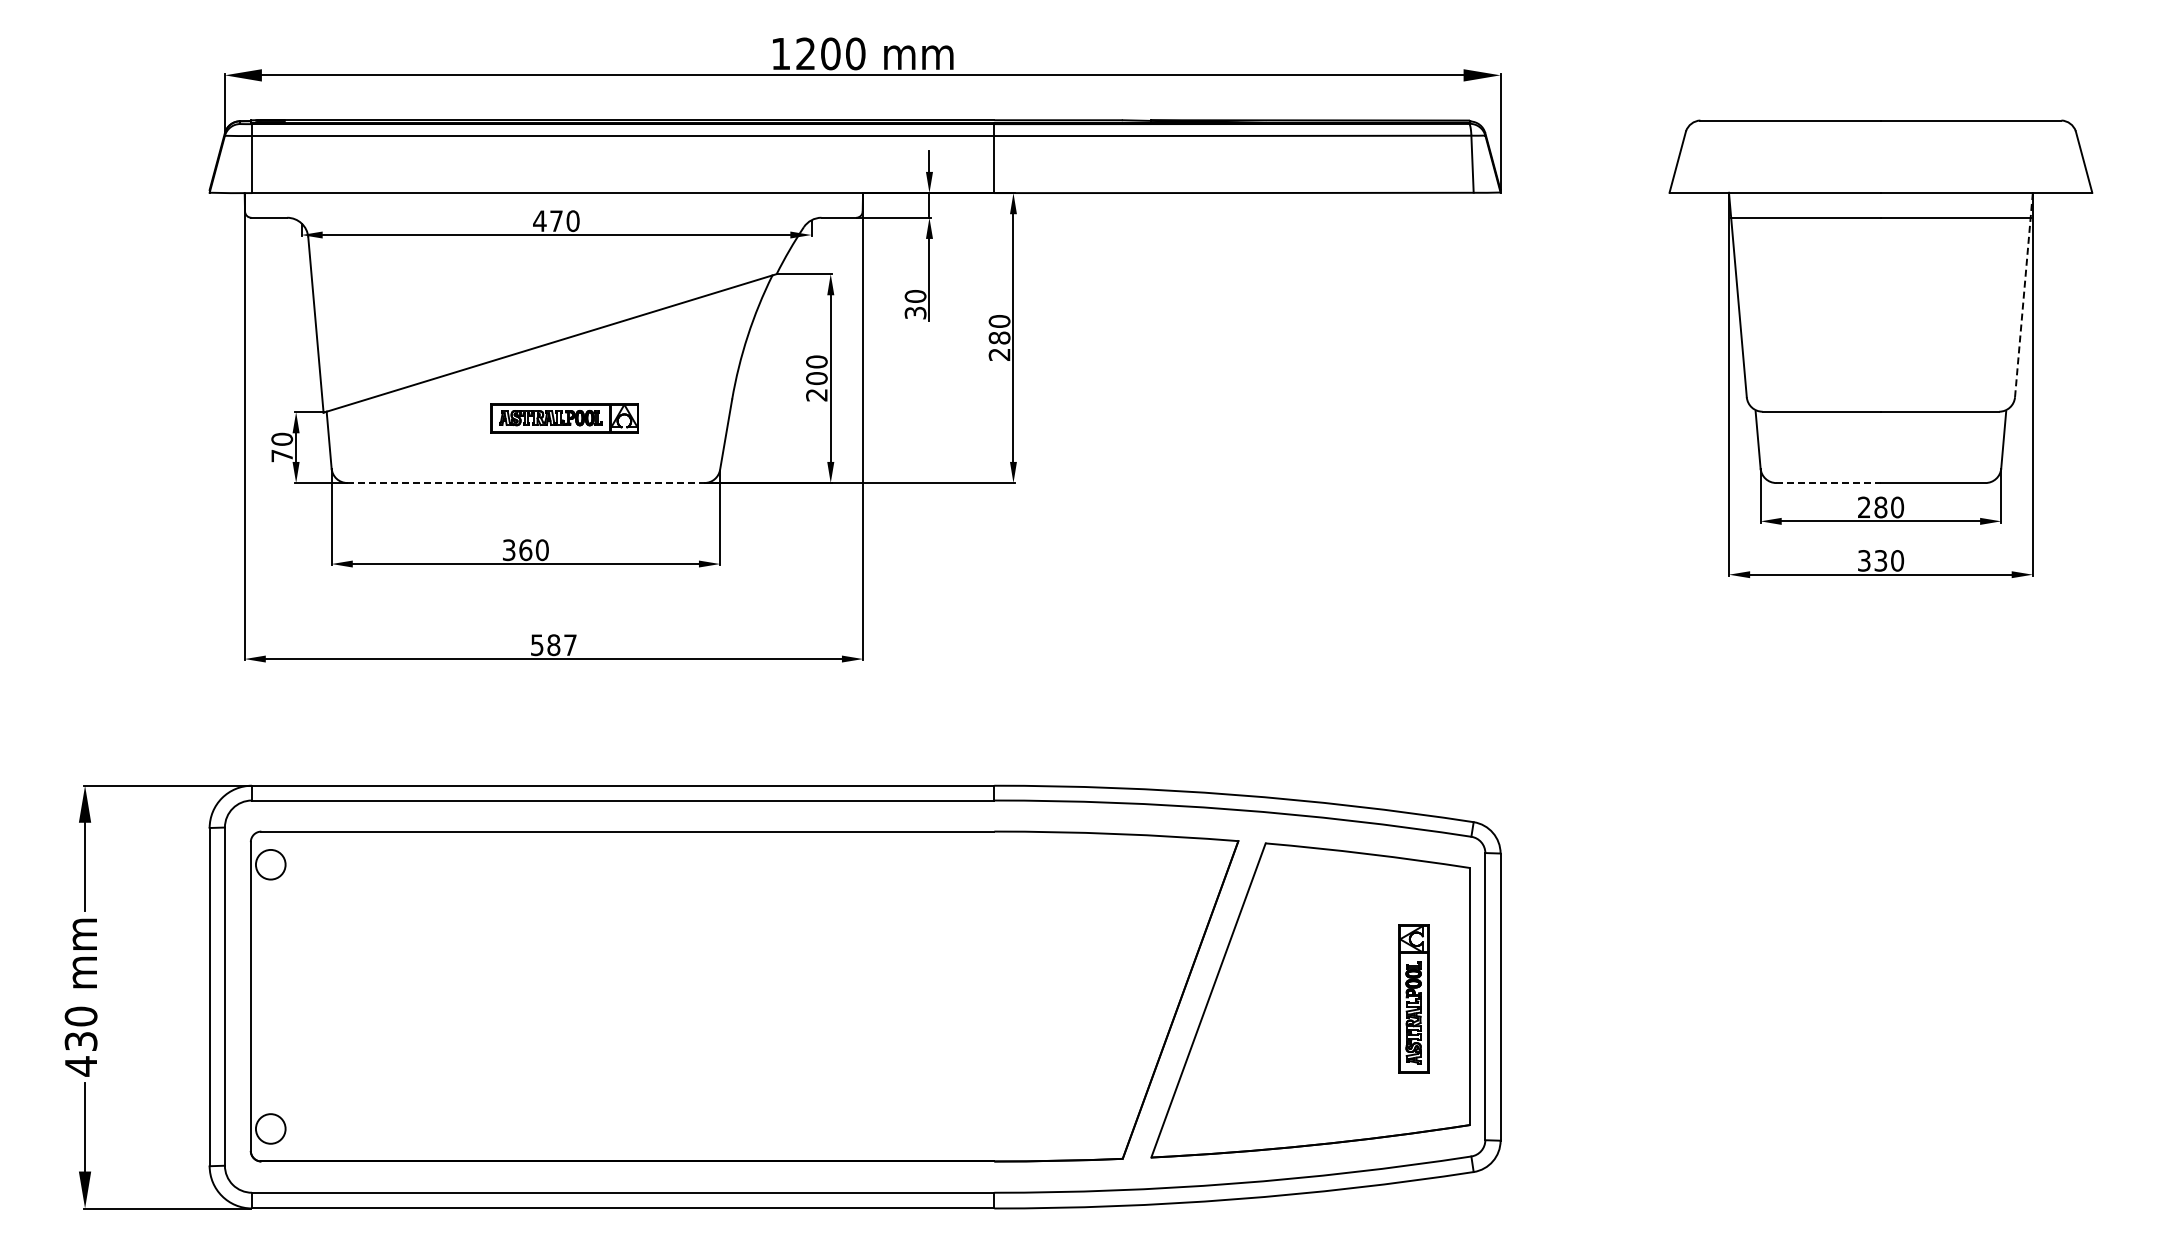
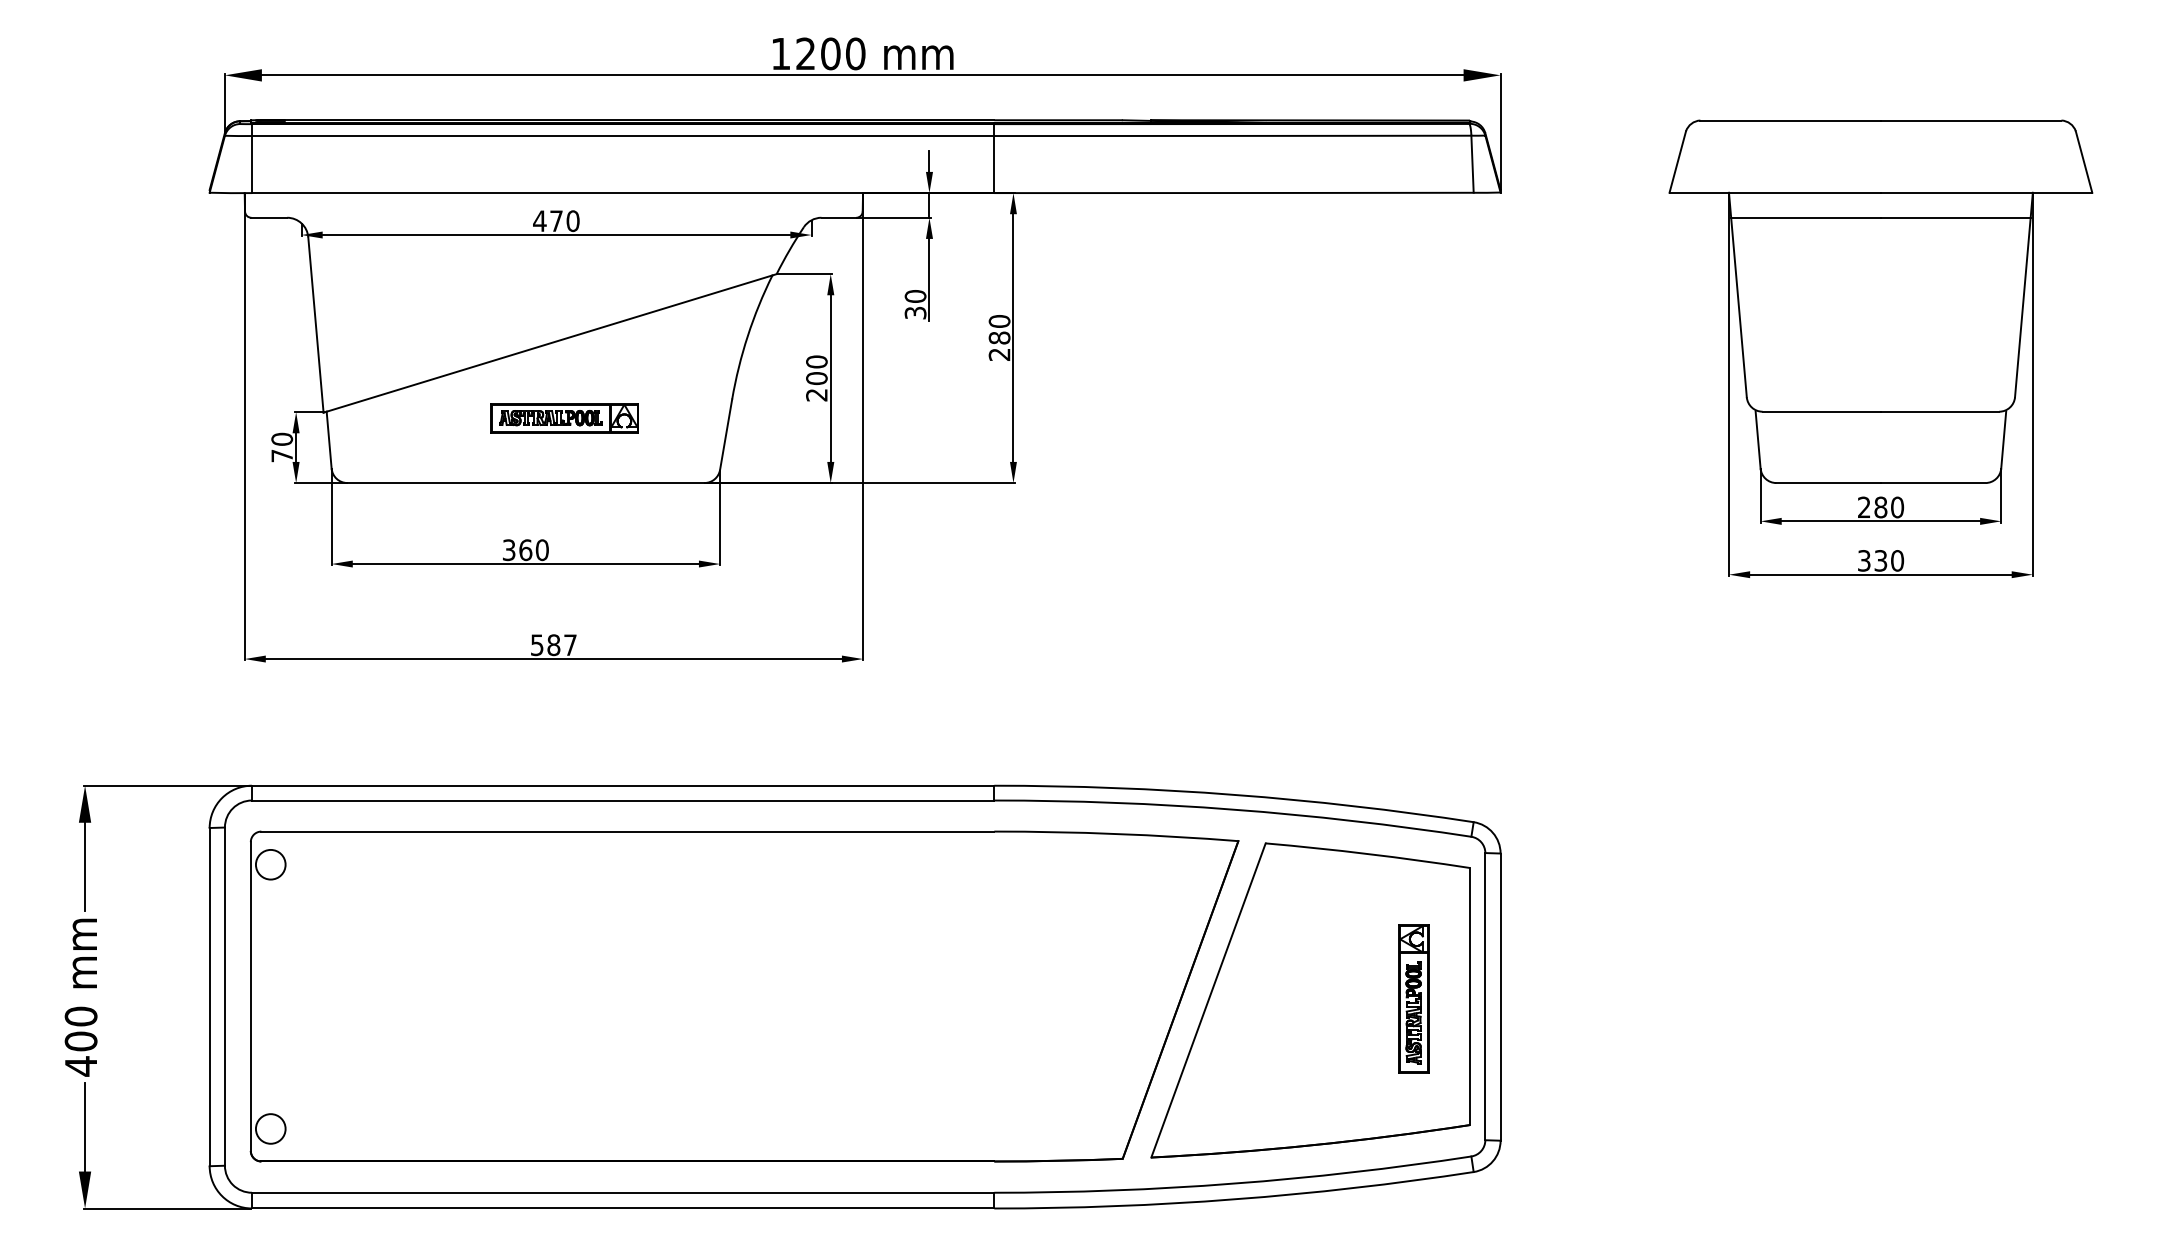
line: dashed -> solid (2023, 295)
line: dashed -> solid (525, 483)
line: dashed -> solid (1829, 483)
text: 430 -> 400 (80, 1041)
